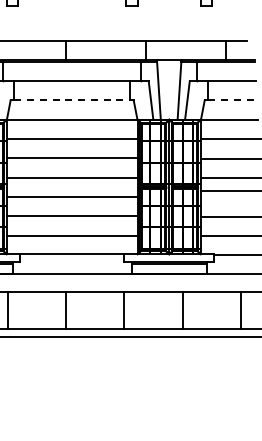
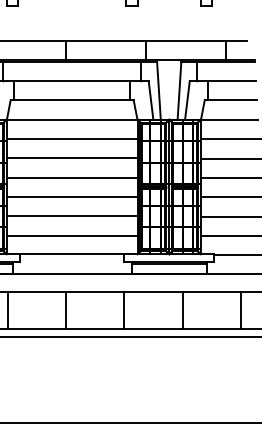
line: dashed -> solid (72, 100)
line: dashed -> solid (233, 100)
line position: (229, 191) -> (229, 197) (229, 197)
line: none -> present (130, 423)
